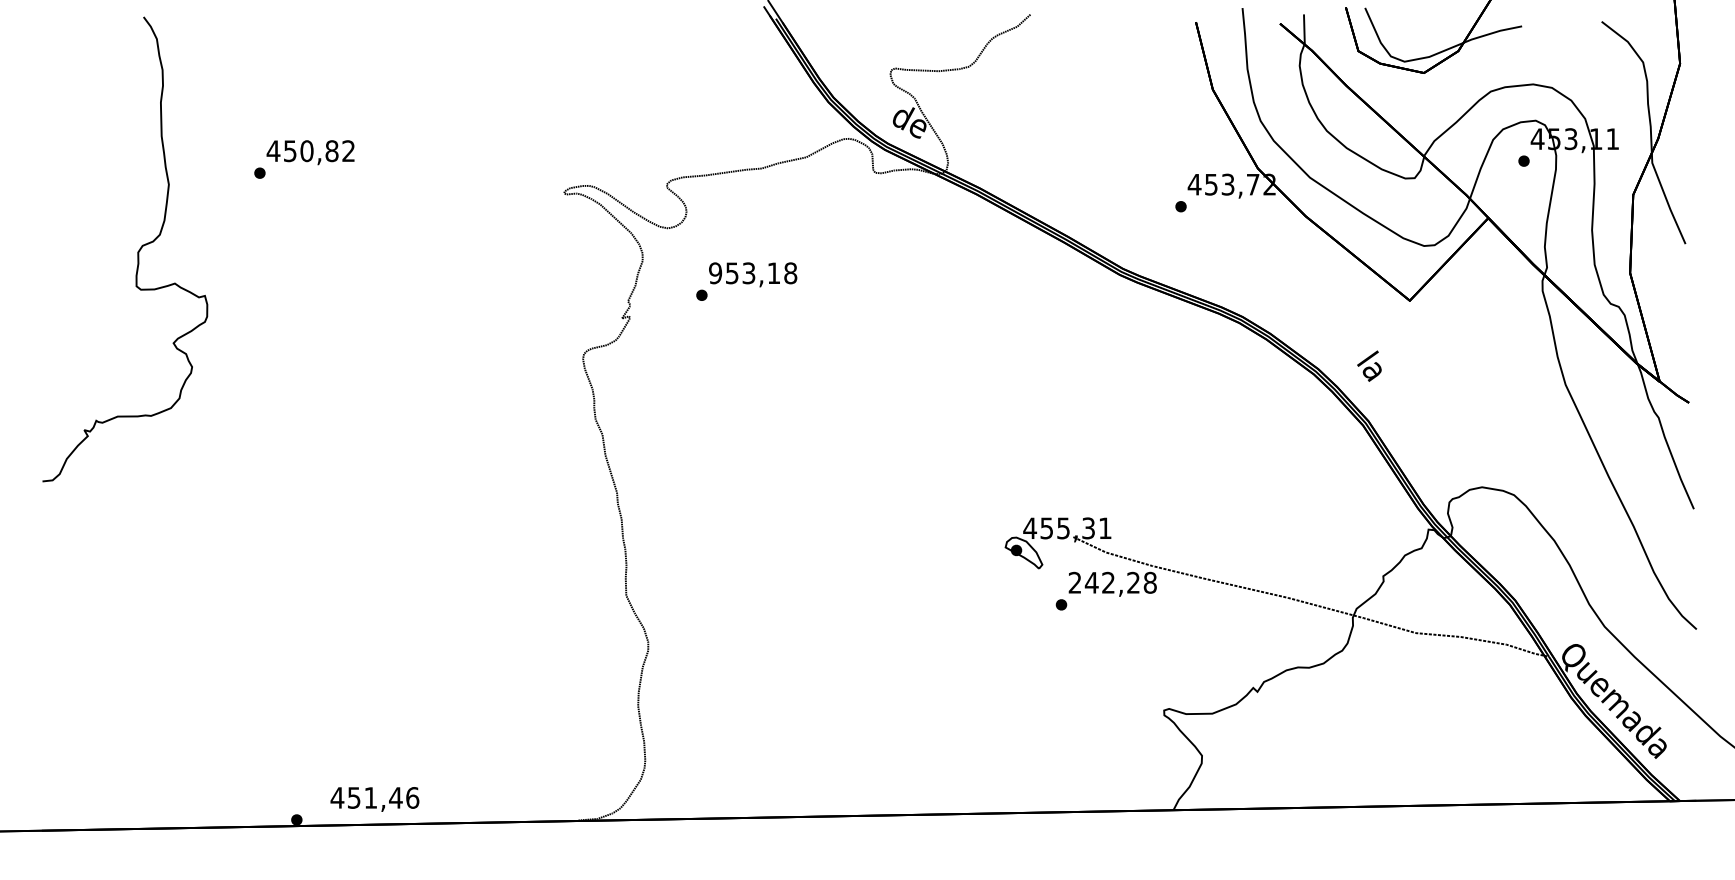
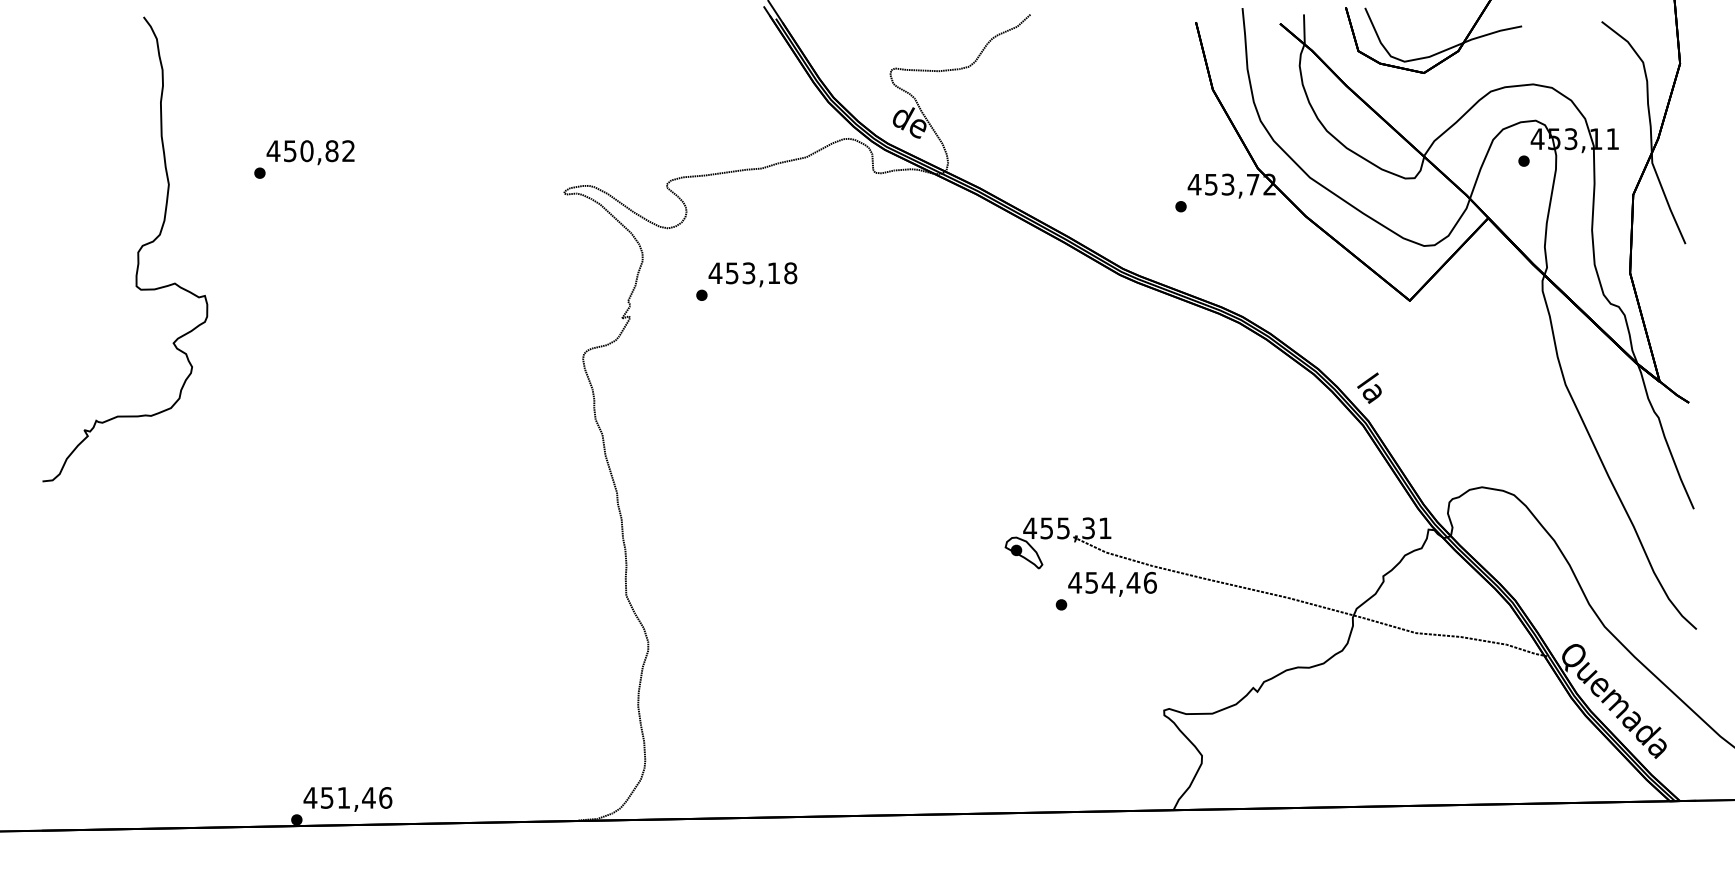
text: 953,18 -> 453,18 (715, 273)
text position: (1369, 365) -> (1369, 387) (1369, 387)
text: 242,28 -> 454,46 (1112, 582)
text position: (374, 799) -> (347, 799) (347, 799)
